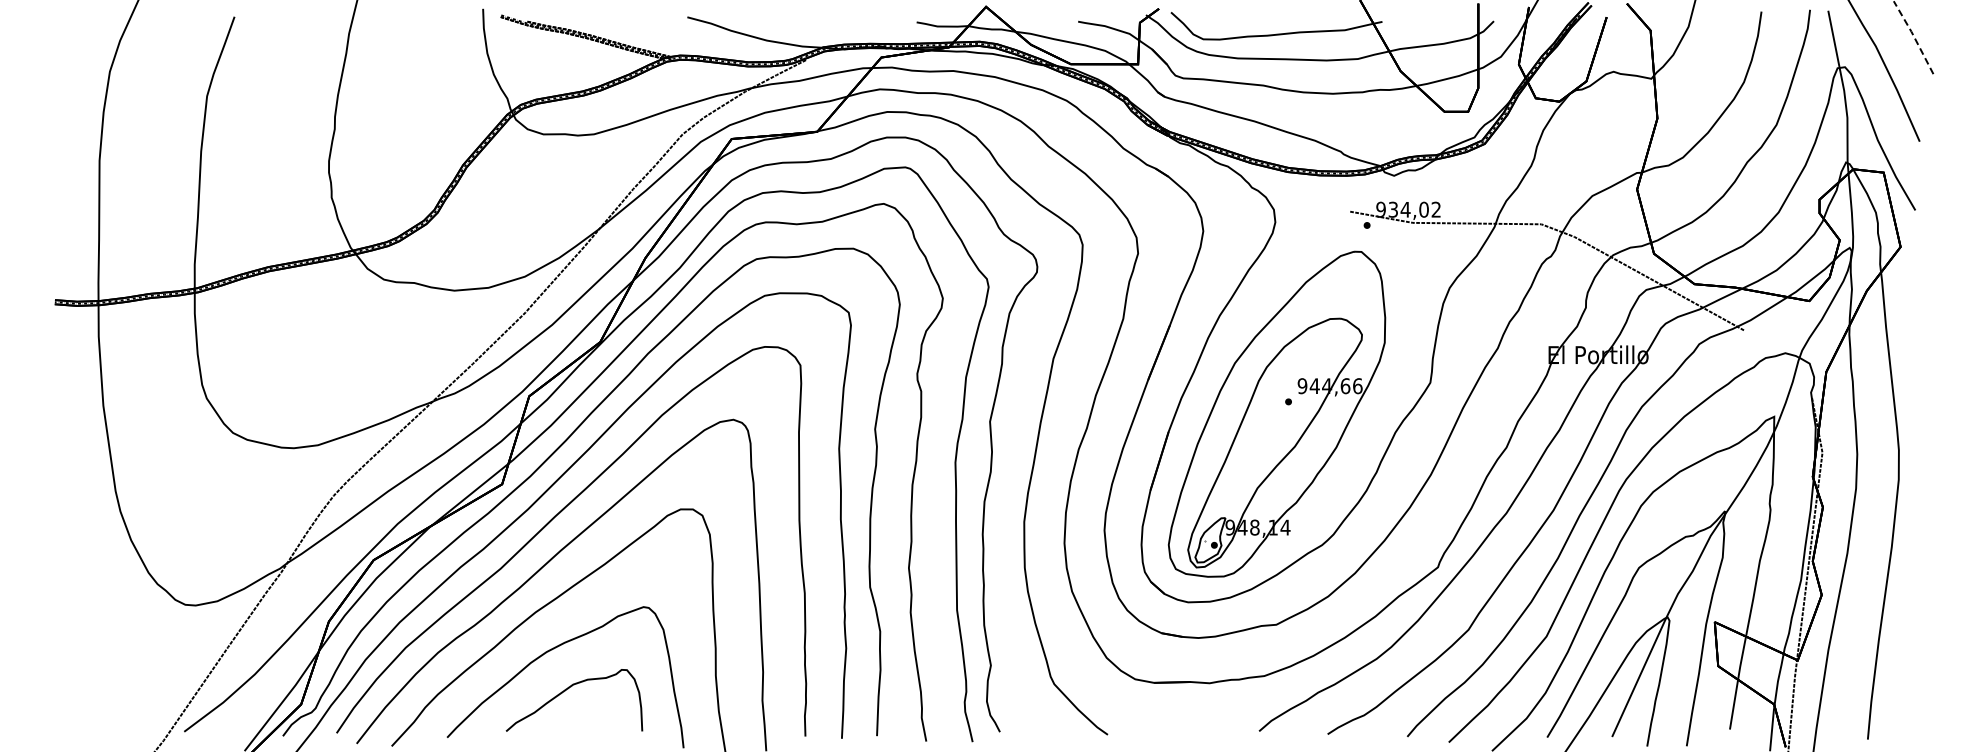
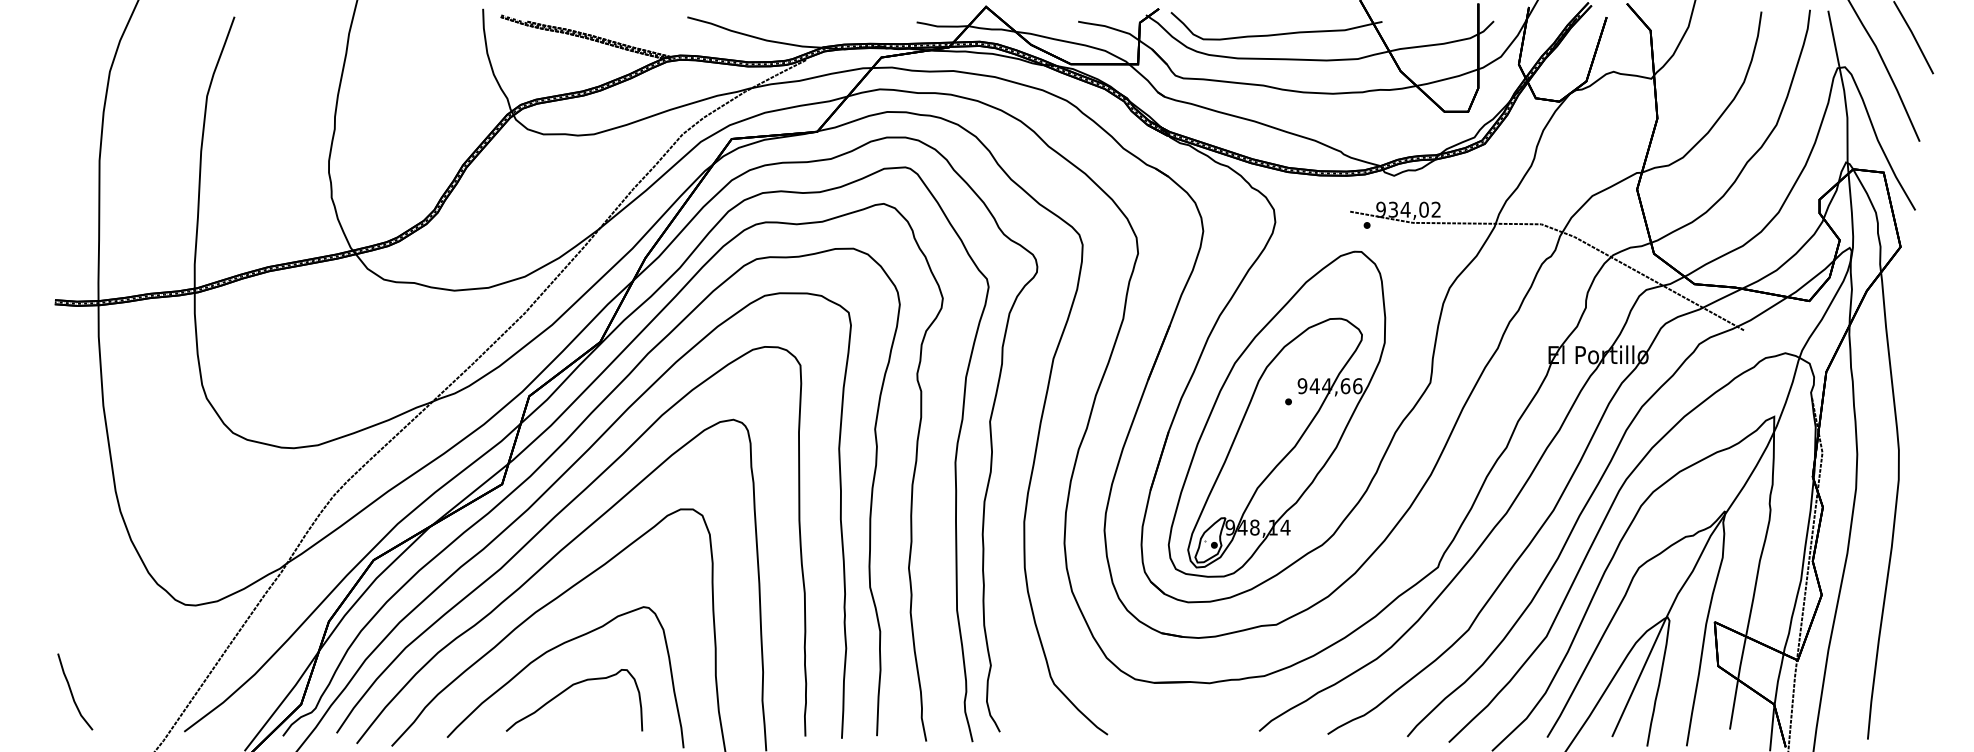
line: dashed -> solid (1913, 36)
curve: none -> present (72, 692)
